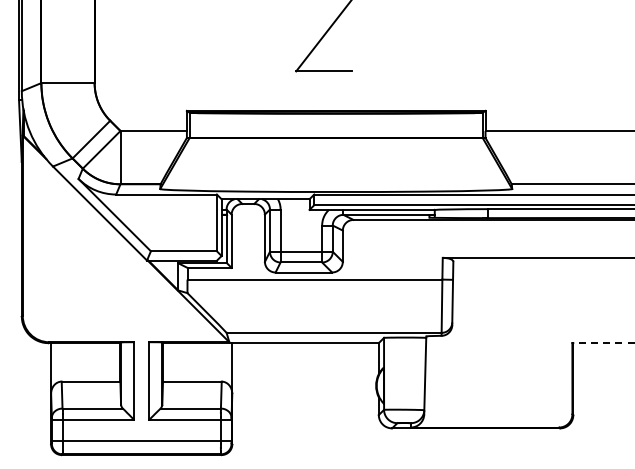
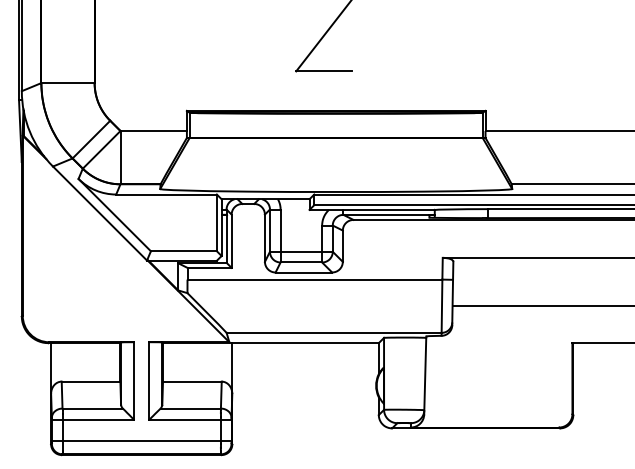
line: none -> present (541, 305)
line: dashed -> solid (603, 343)
